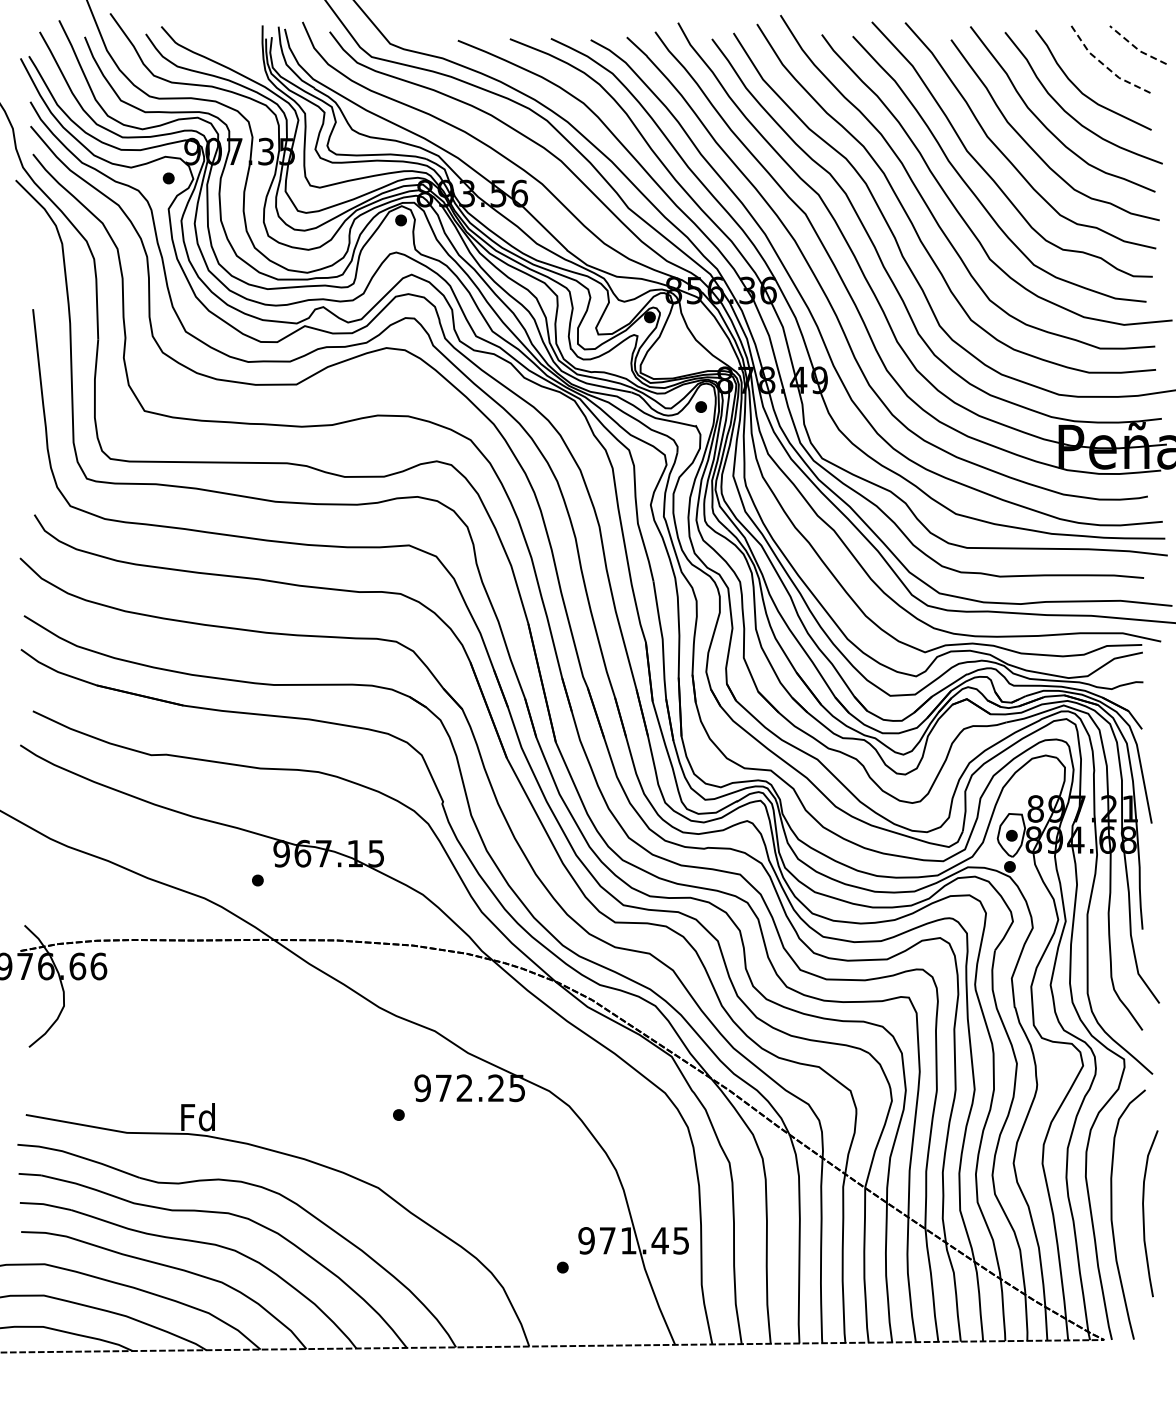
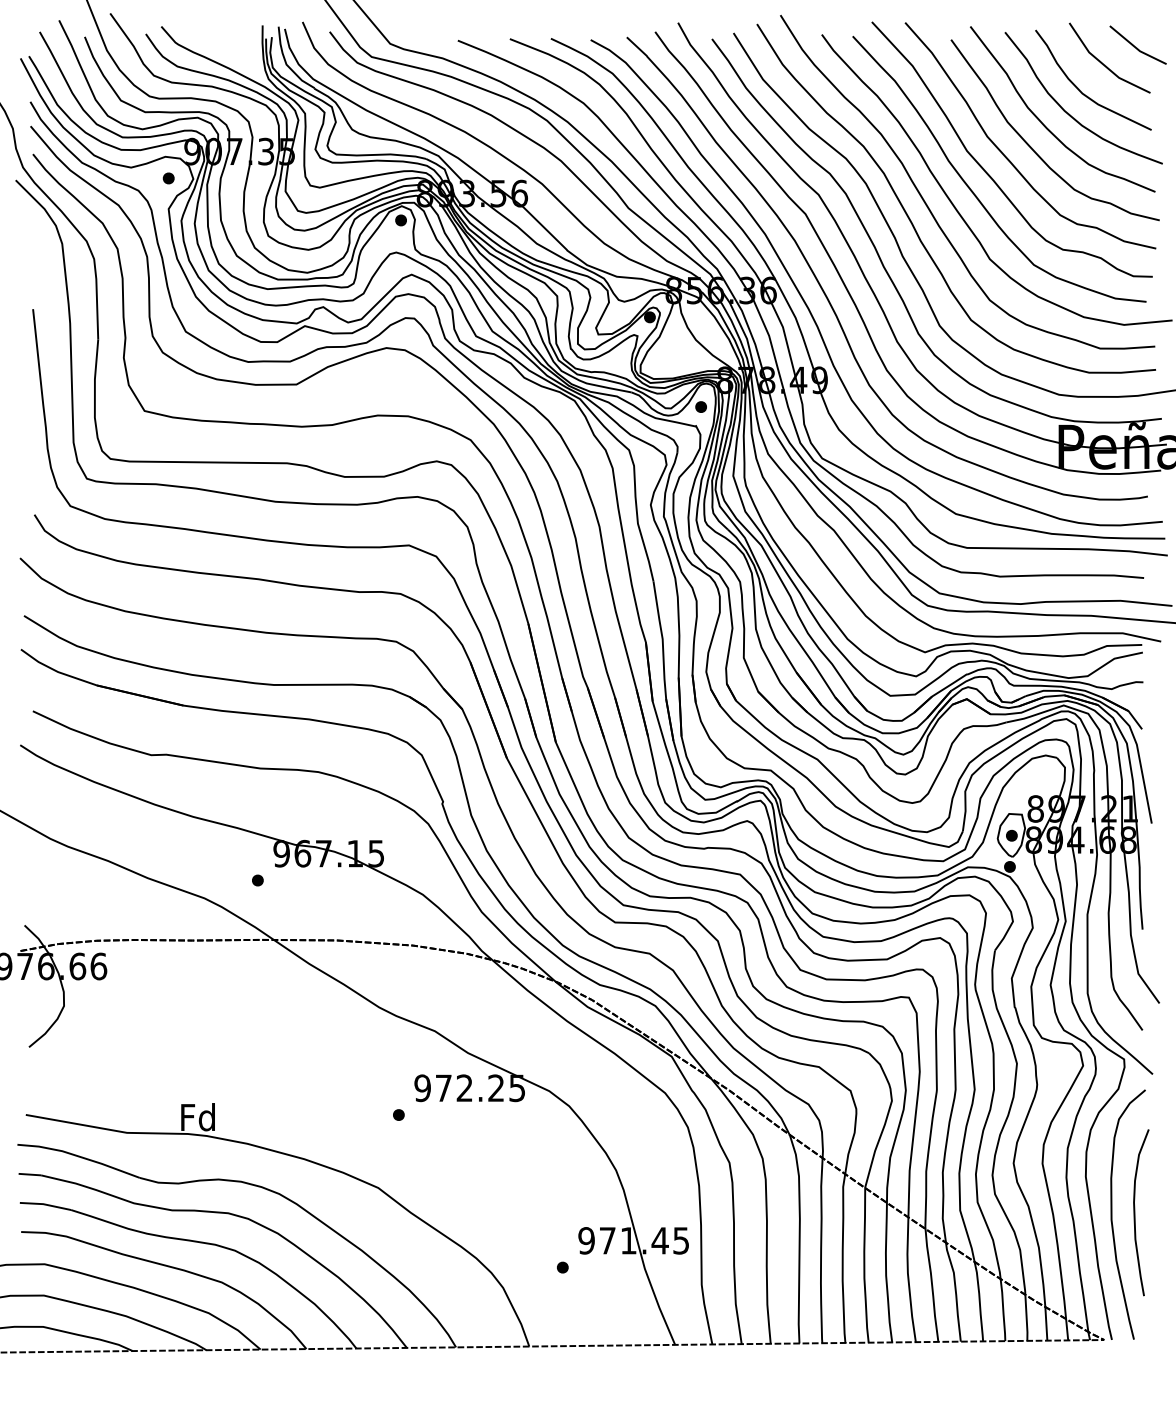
line: dashed -> solid (1136, 48)
line: dashed -> solid (1103, 64)
curve position: (1144, 1213) -> (1135, 1212) (1135, 1212)
